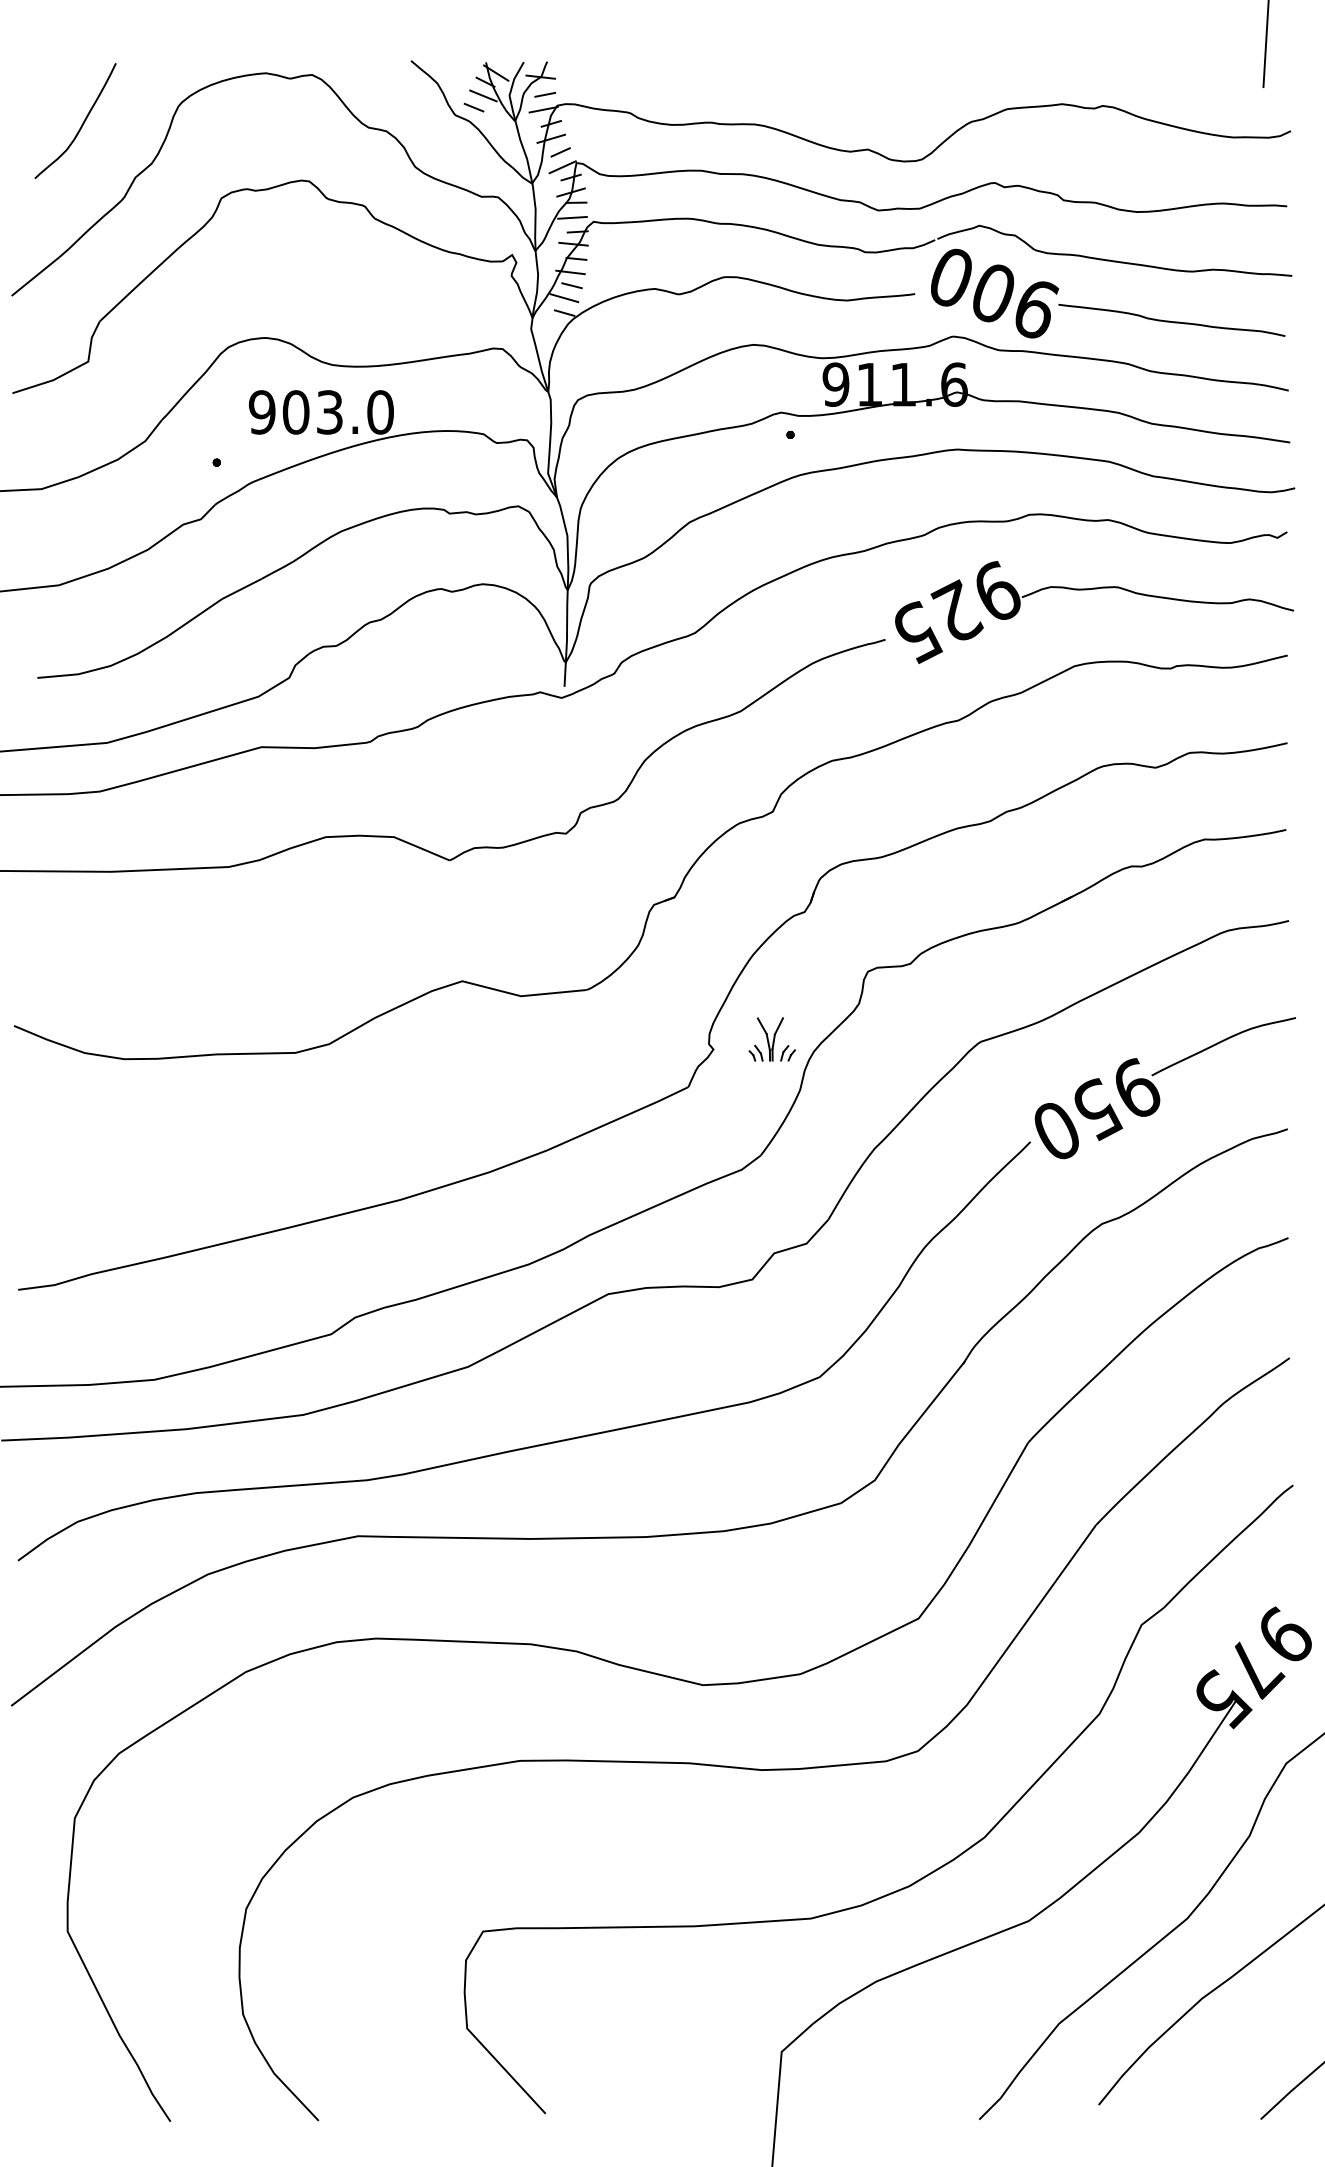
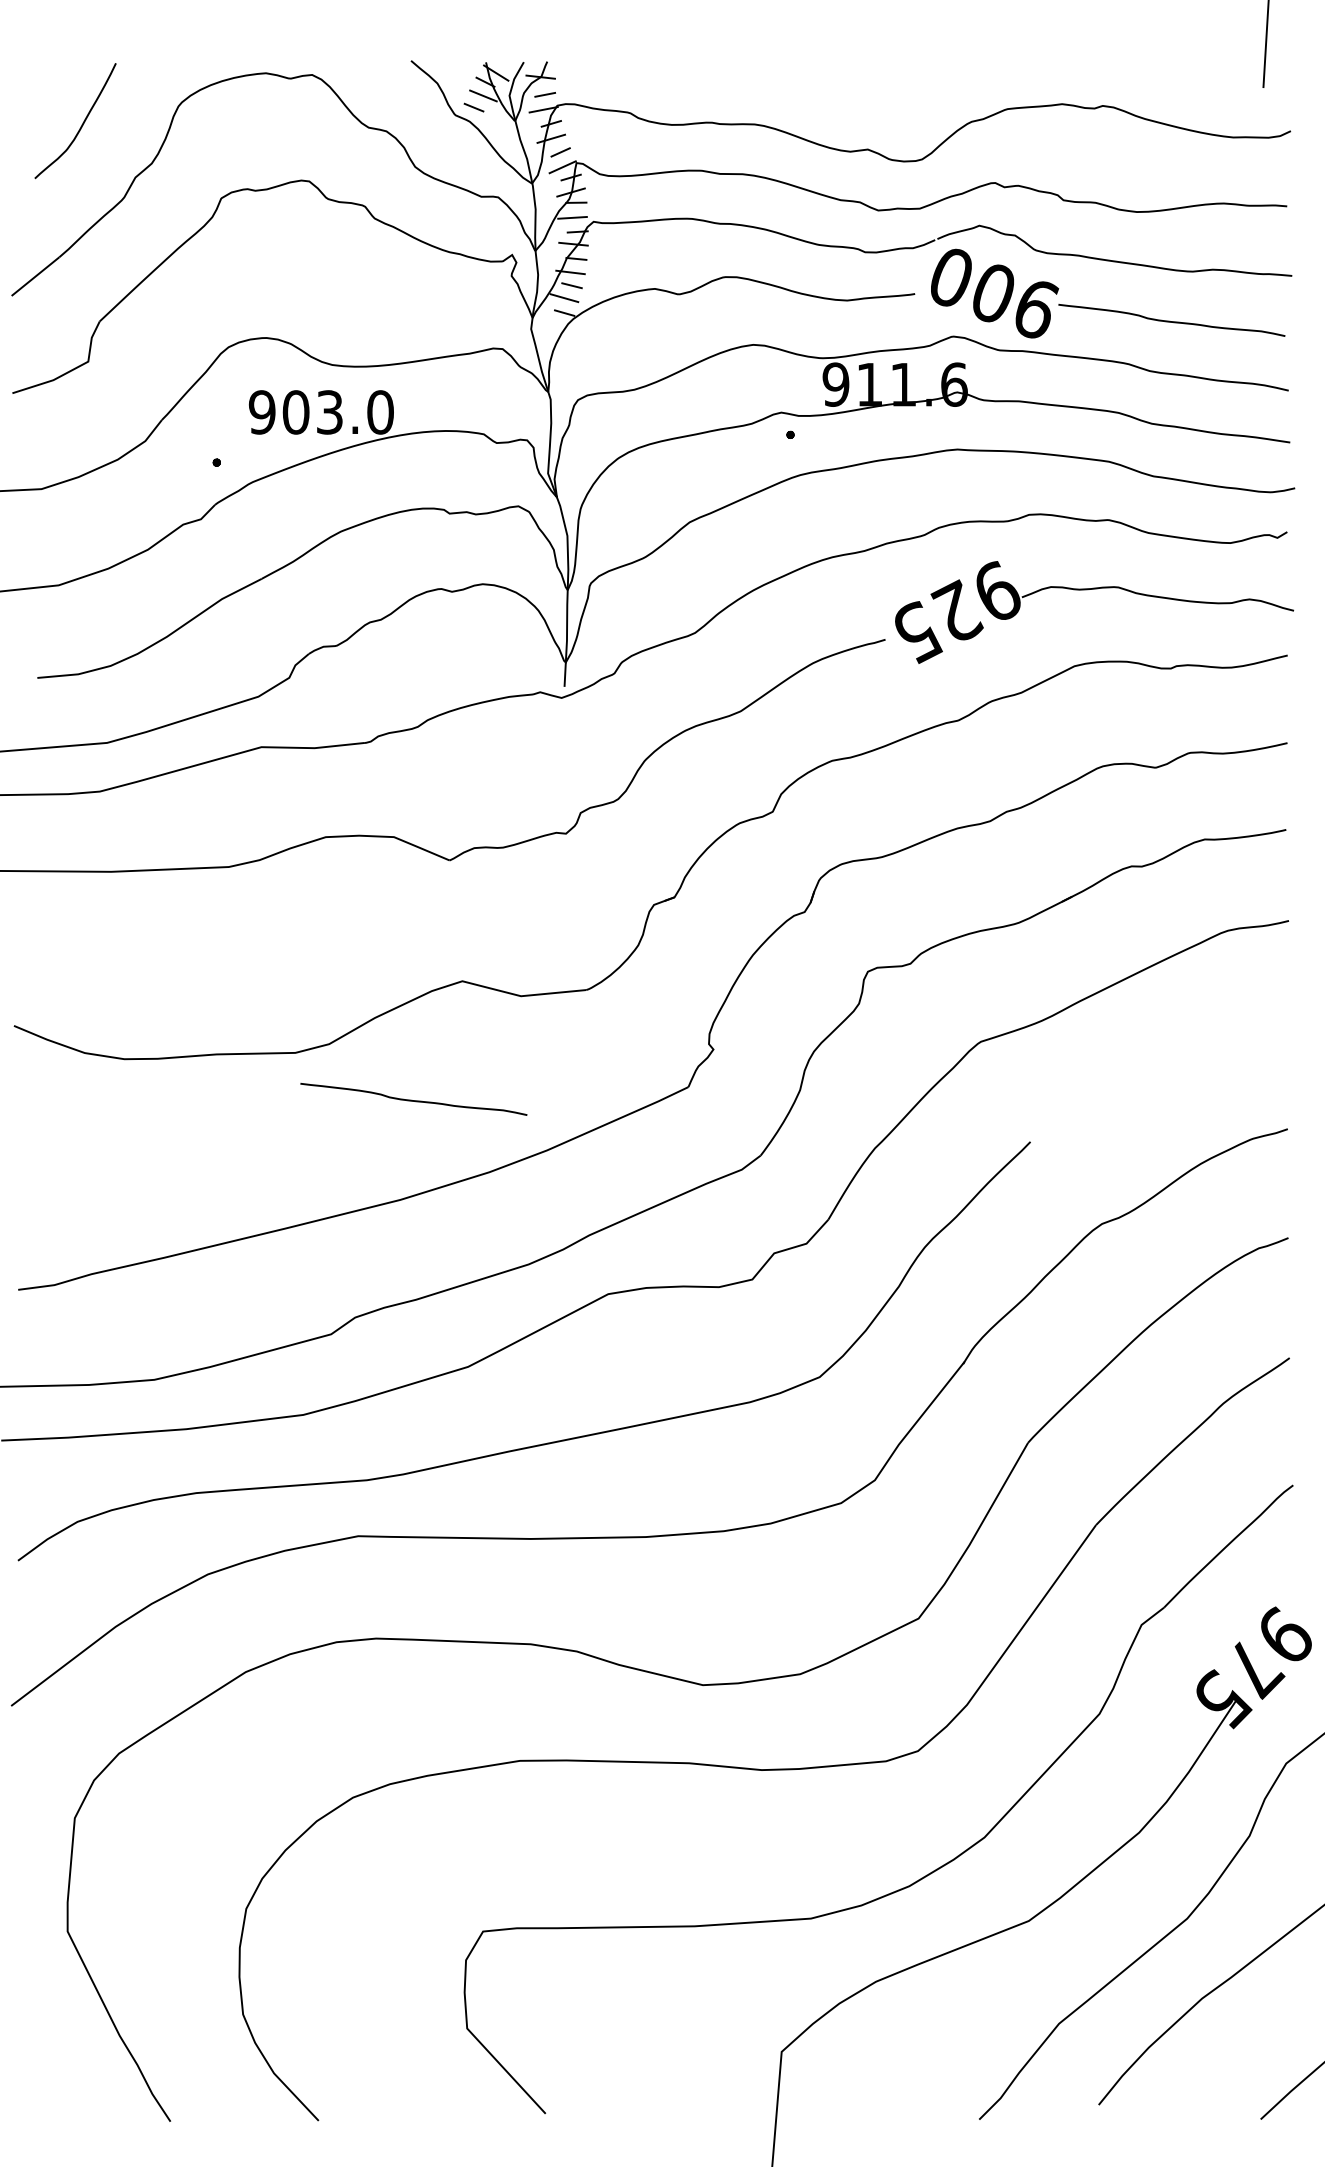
part: present -> none (771, 1039)
part: present -> none (1158, 1091)
curve: none -> present (413, 1100)
